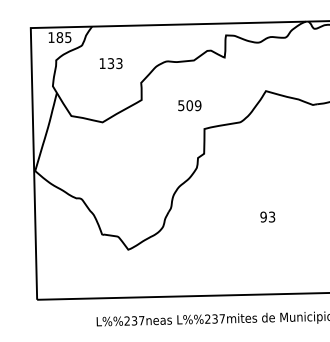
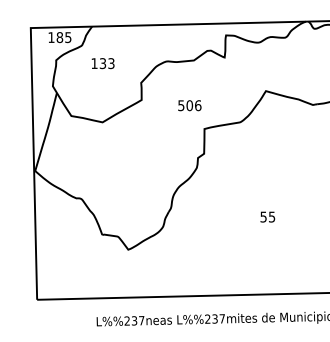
text position: (110, 63) -> (102, 63) (102, 63)
text: 509 -> 506 (197, 105)
text: 93 -> 55 (267, 216)
